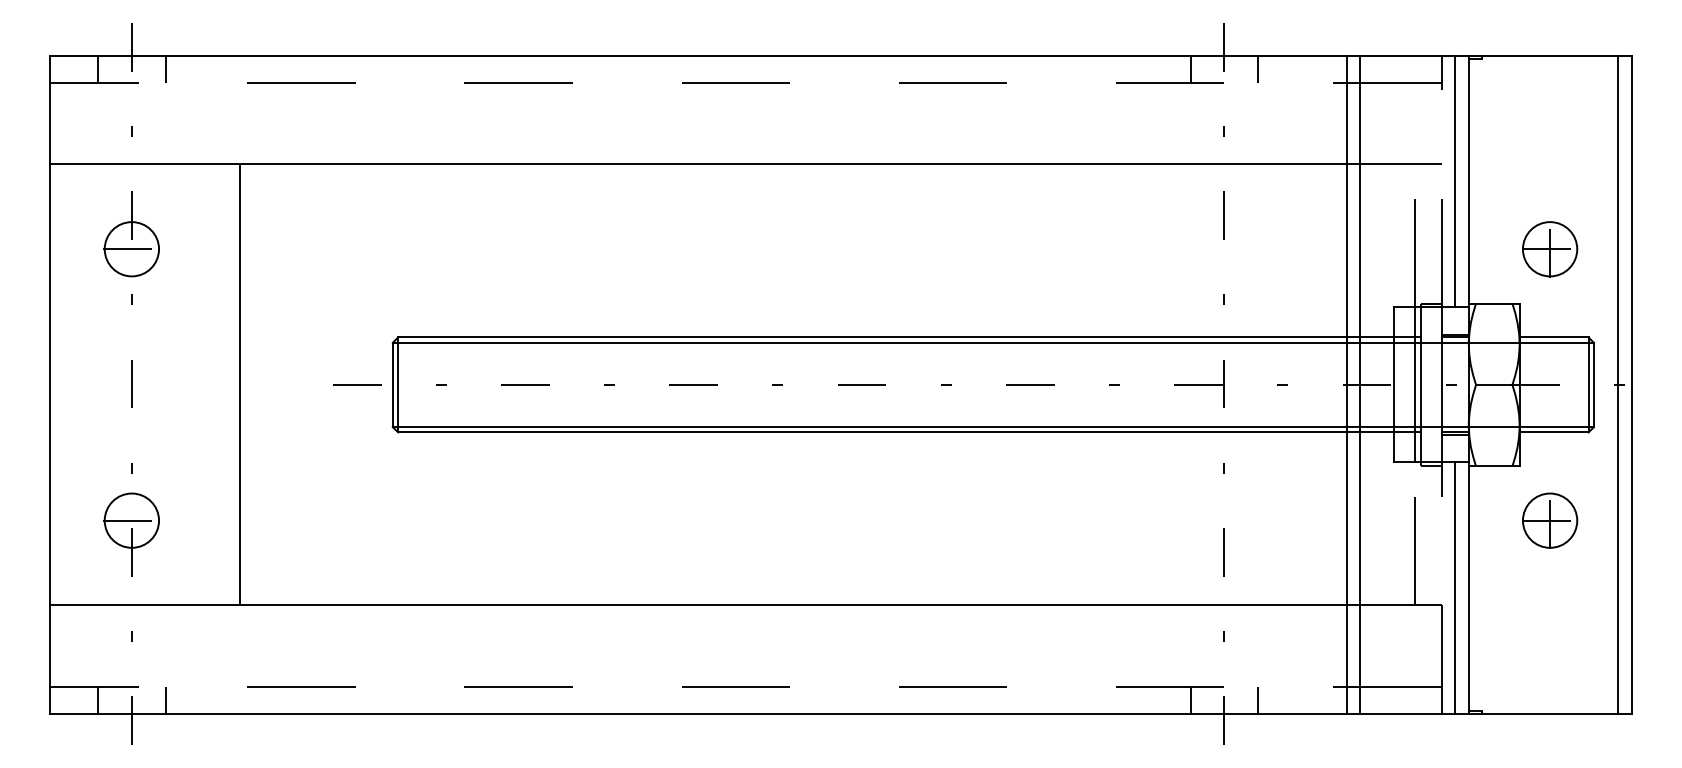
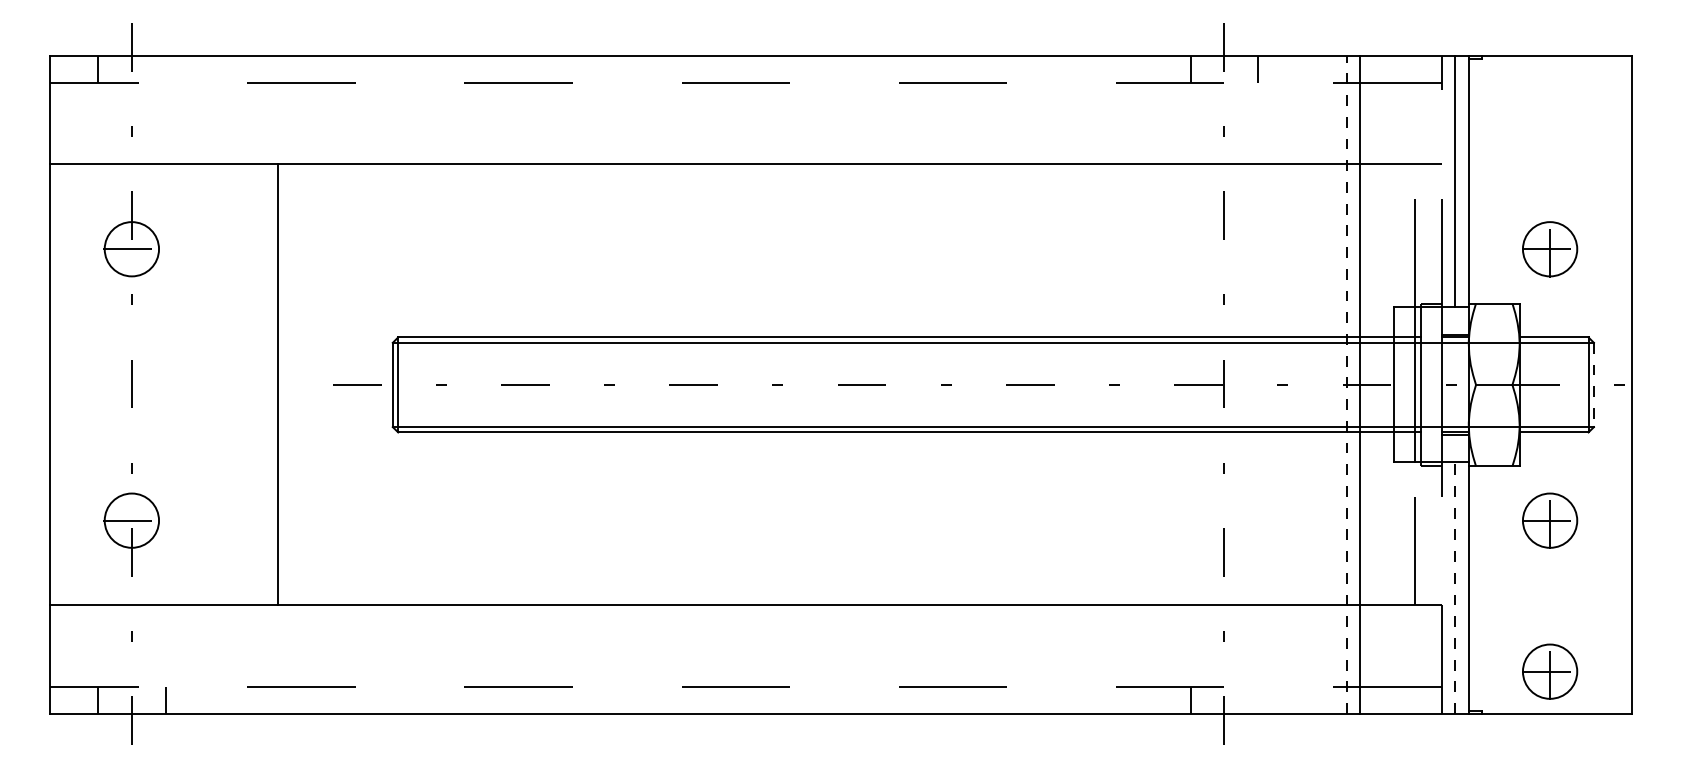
line: present -> none (165, 69)
line position: (240, 384) -> (278, 384) (278, 384)
line: solid -> dashed (1346, 384)
line: present -> none (1617, 384)
line: solid -> dashed (1593, 385)
line: solid -> dashed (1455, 588)
part: none -> present (1550, 671)
line: present -> none (1258, 700)
